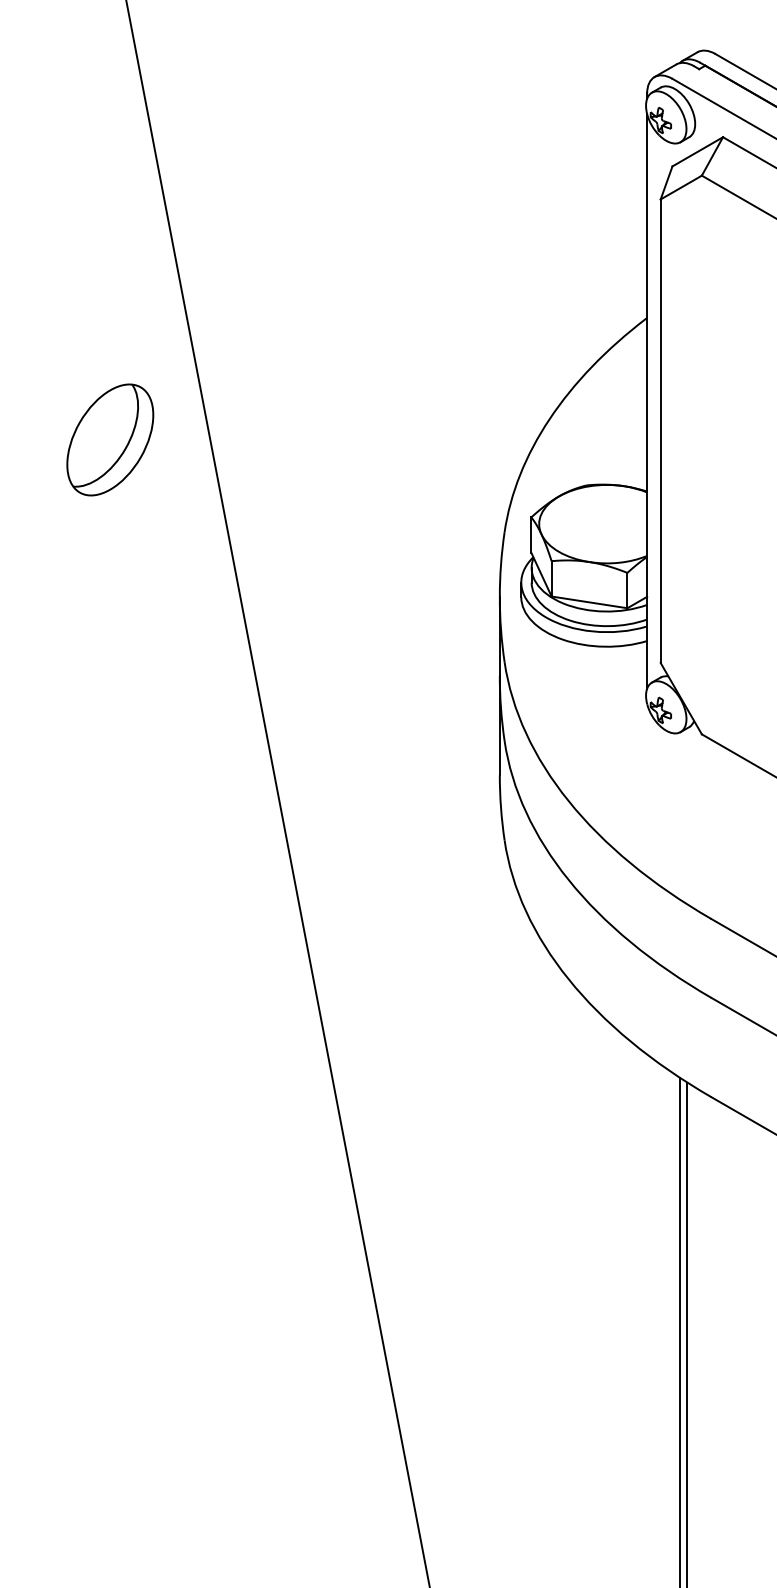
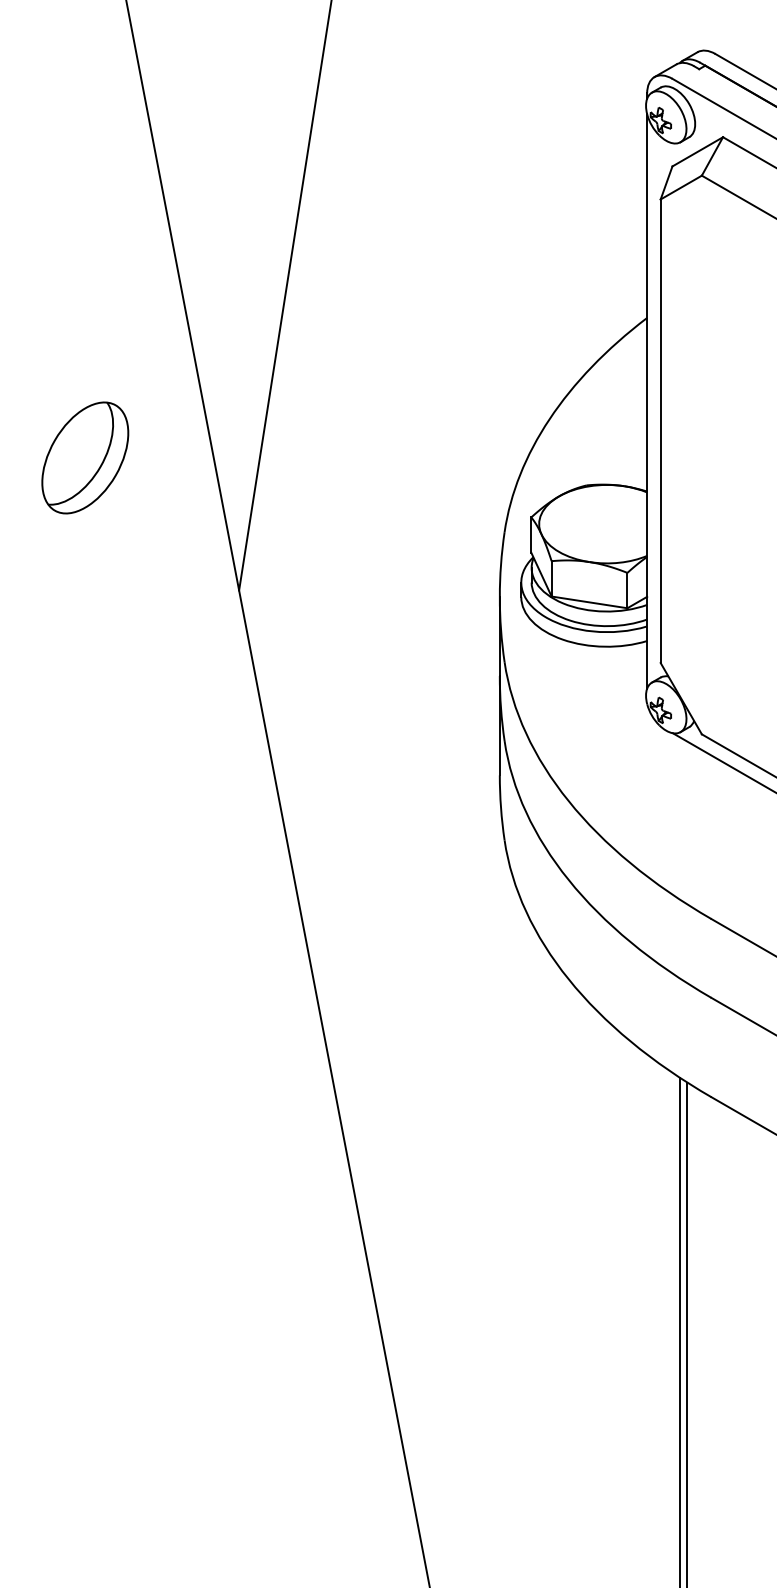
line: none -> present (285, 296)
part position: (110, 439) -> (85, 457) (85, 457)
line: none -> present (722, 762)
